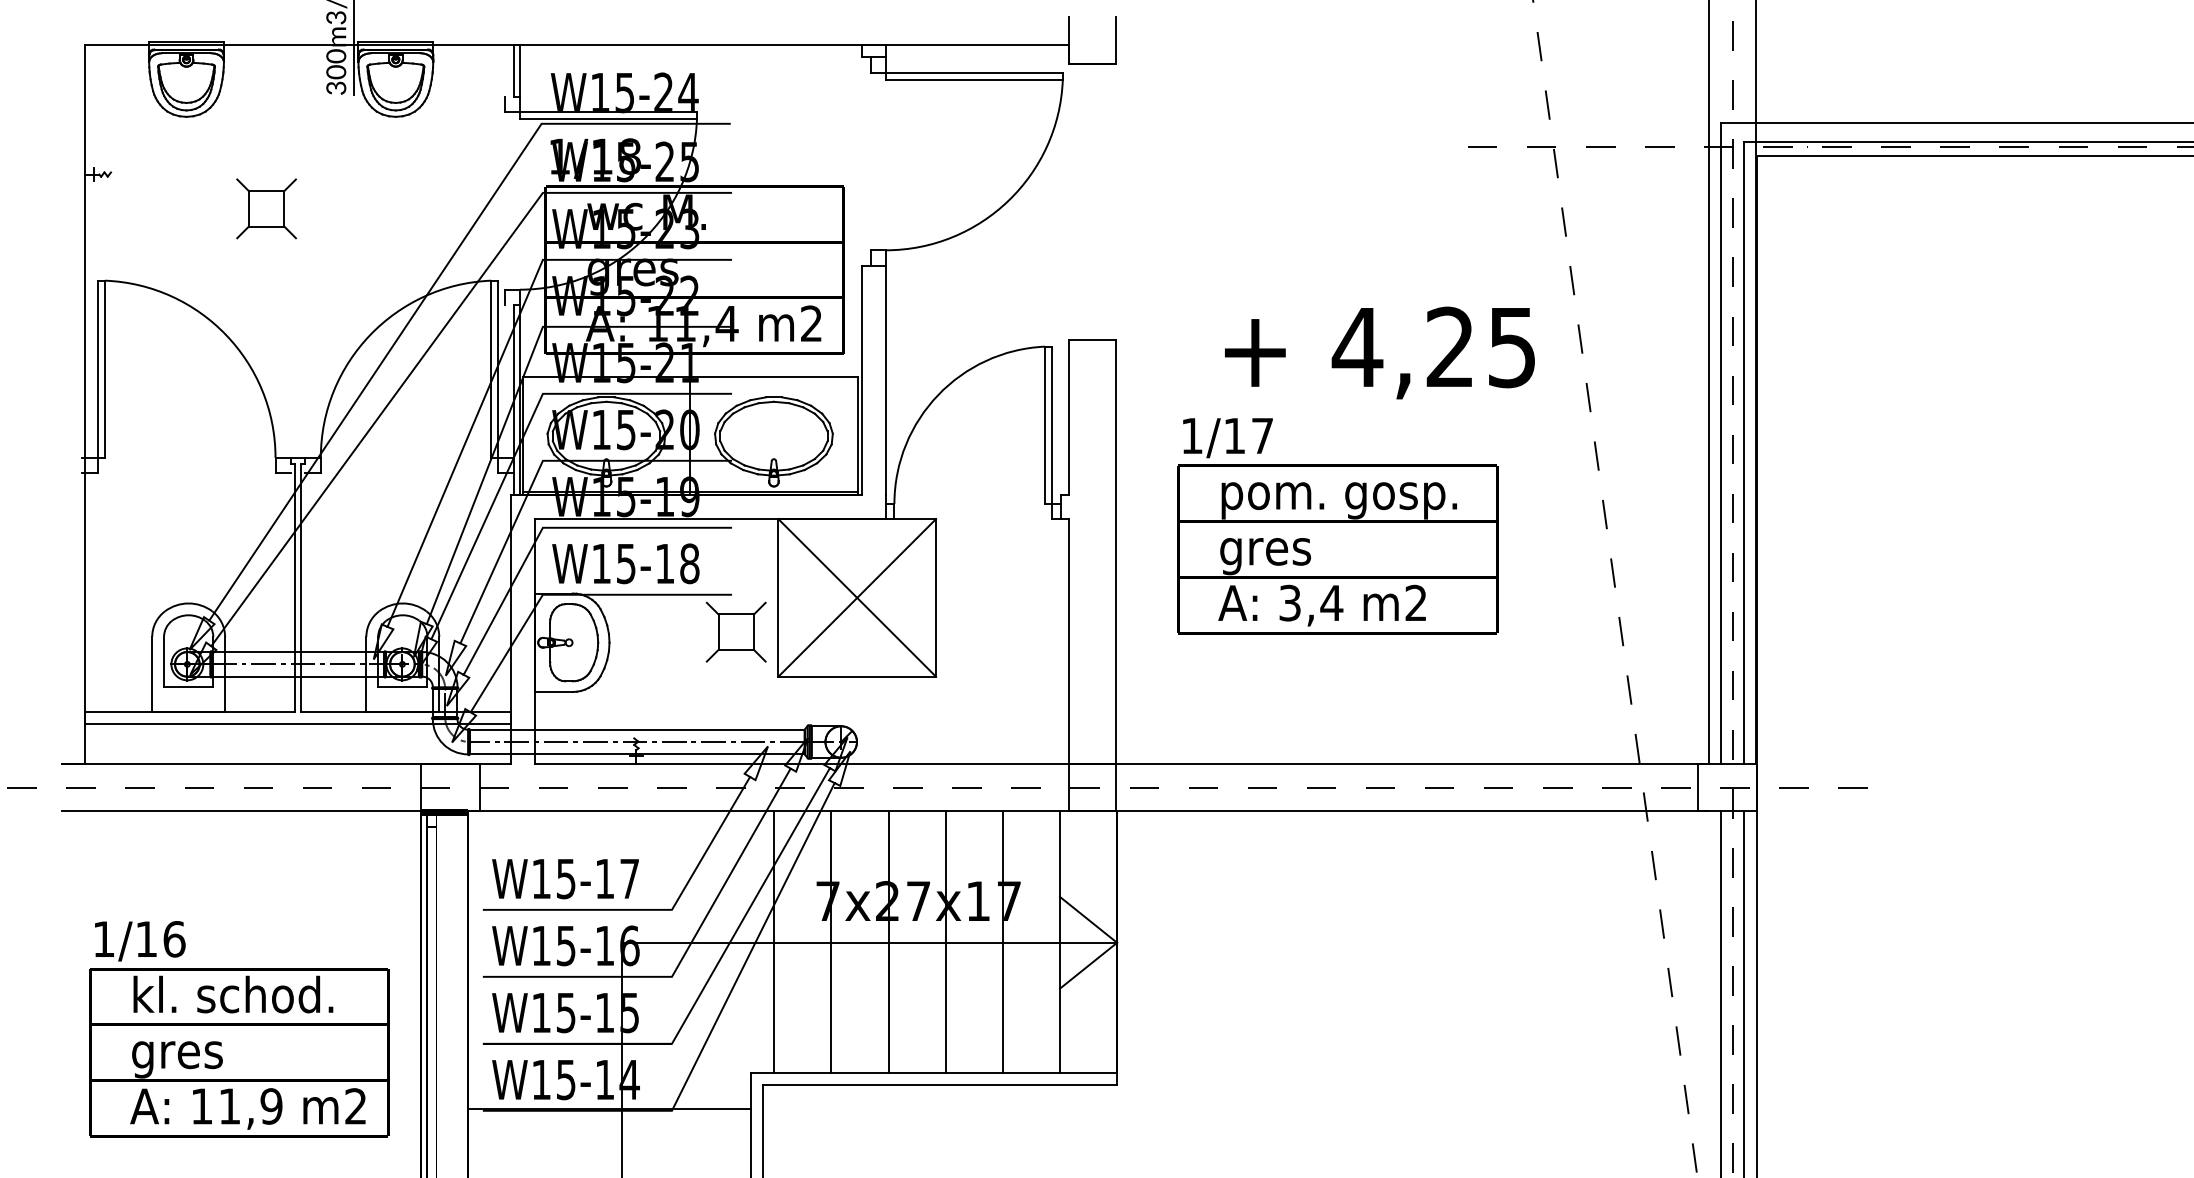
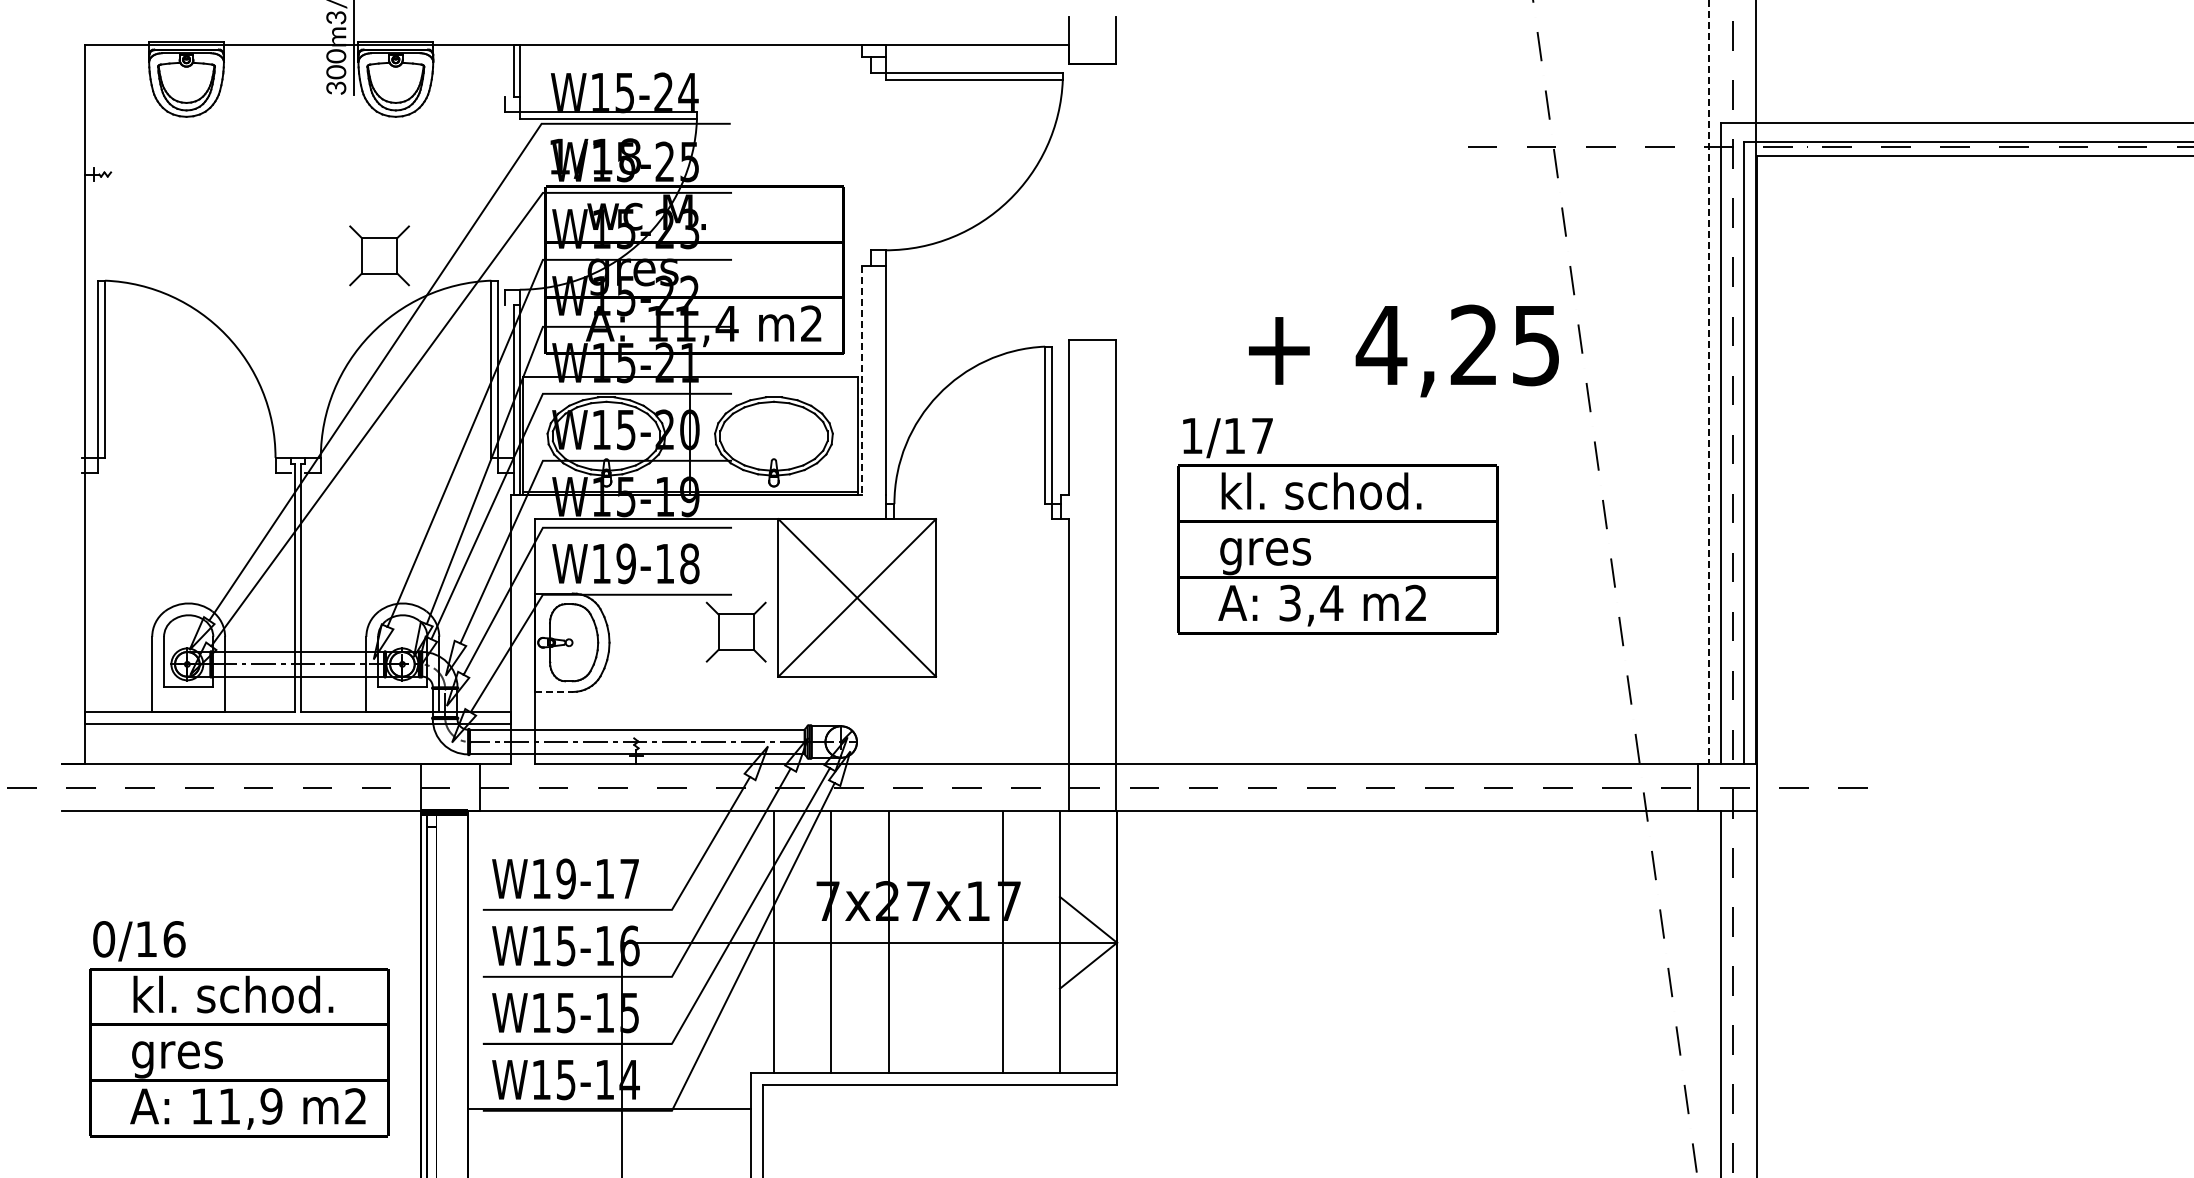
part position: (266, 208) -> (379, 255) (379, 255)
text position: (1379, 352) -> (1403, 350) (1403, 350)
line: solid -> dashed (862, 380)
line: solid -> dashed (1709, 382)
text: pom. gosp. -> kl. schod. (1338, 495)
text: W15-18 -> W19-18 (625, 563)
line: solid -> dashed (554, 691)
text: W15-17 -> W19-17 (565, 878)
text: 1/16 -> 0/16 (104, 939)
line: present -> none (945, 942)
line: present -> none (1743, 992)
